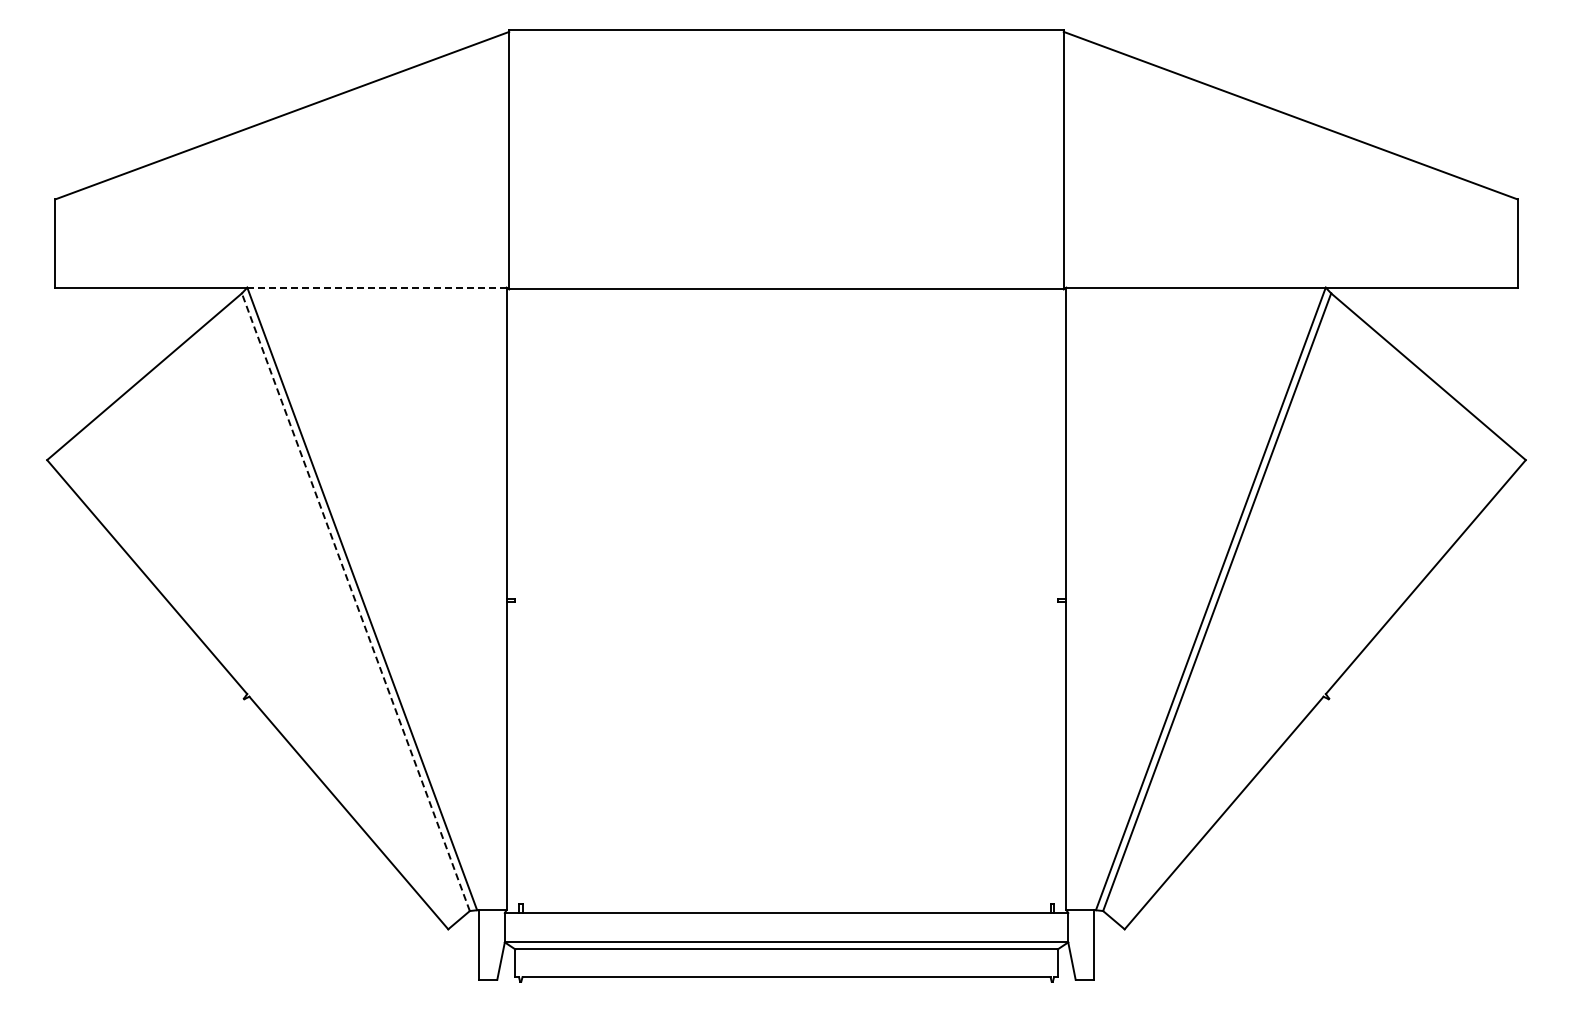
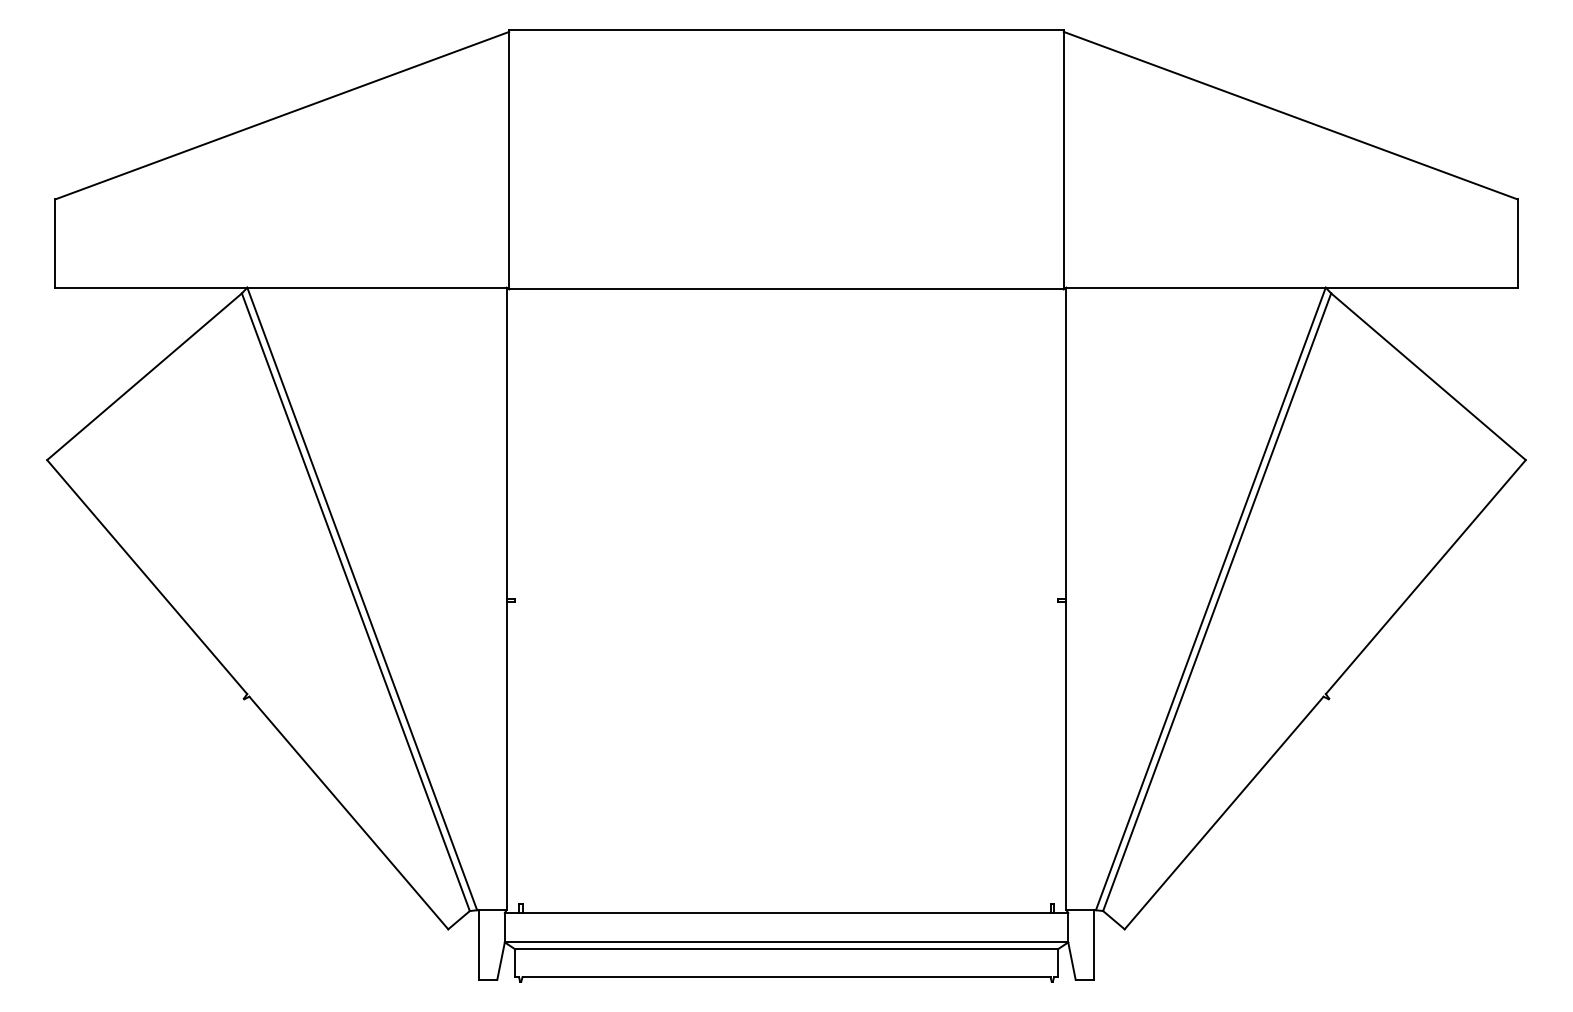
line: dashed -> solid (376, 287)
line: dashed -> solid (355, 601)
